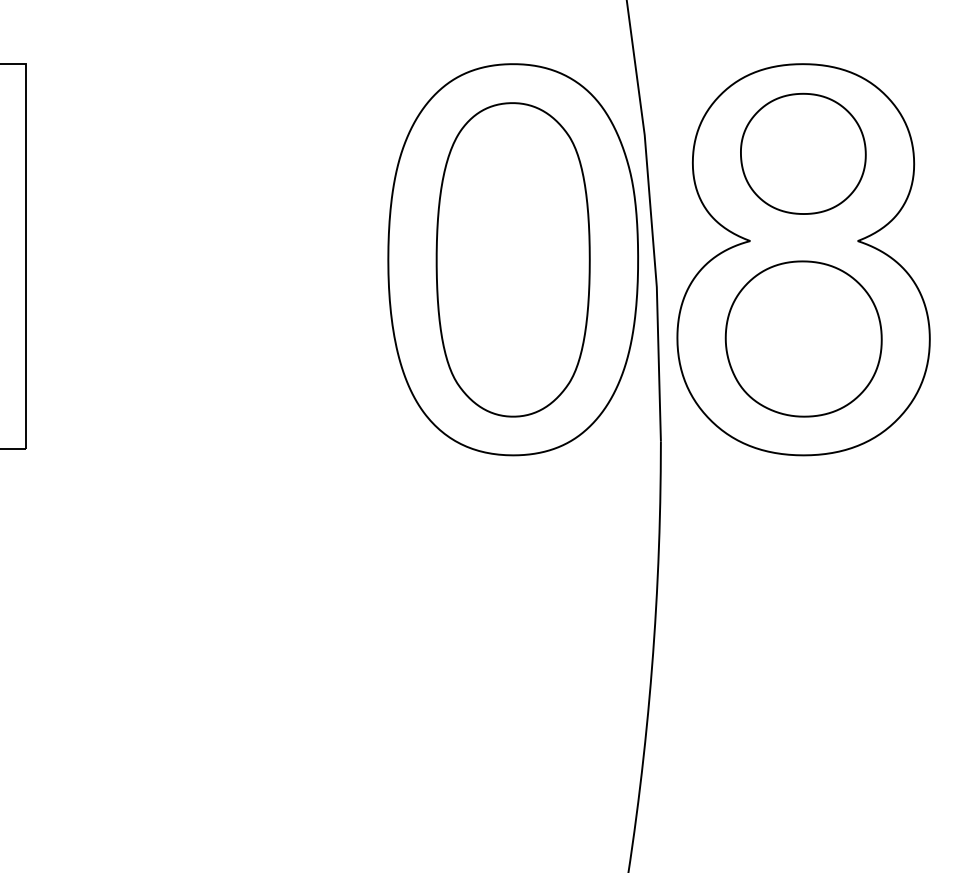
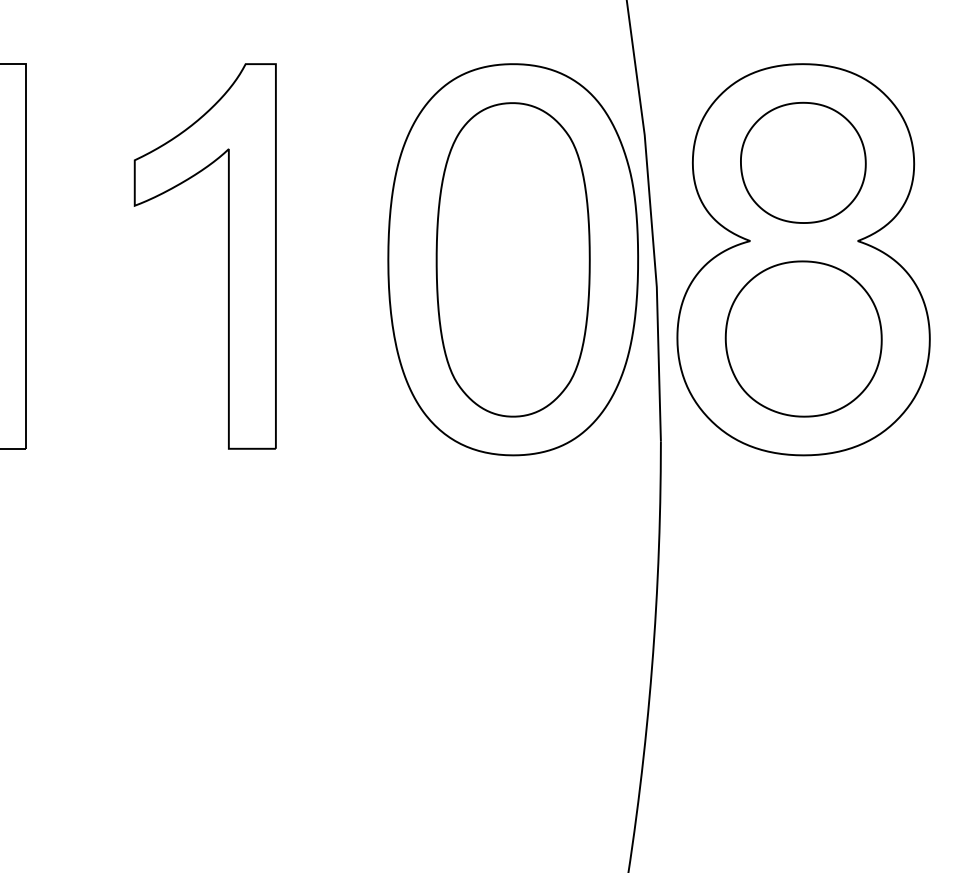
part position: (803, 153) -> (803, 162) (803, 162)
part: none -> present (228, 256)
